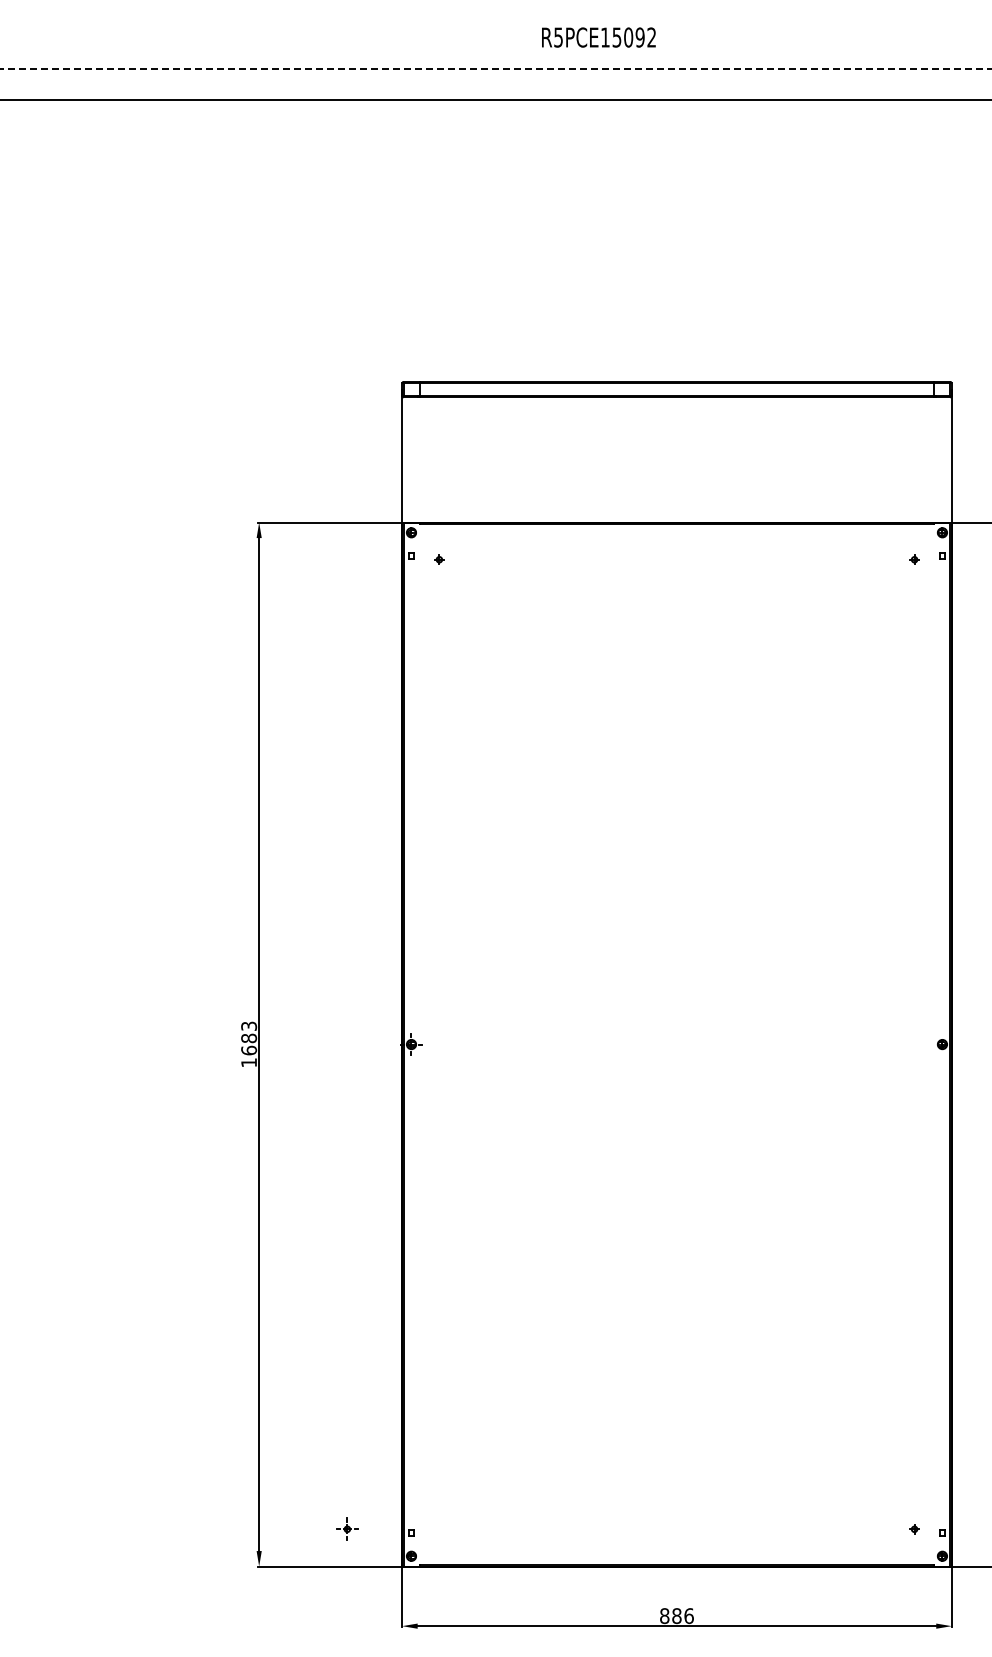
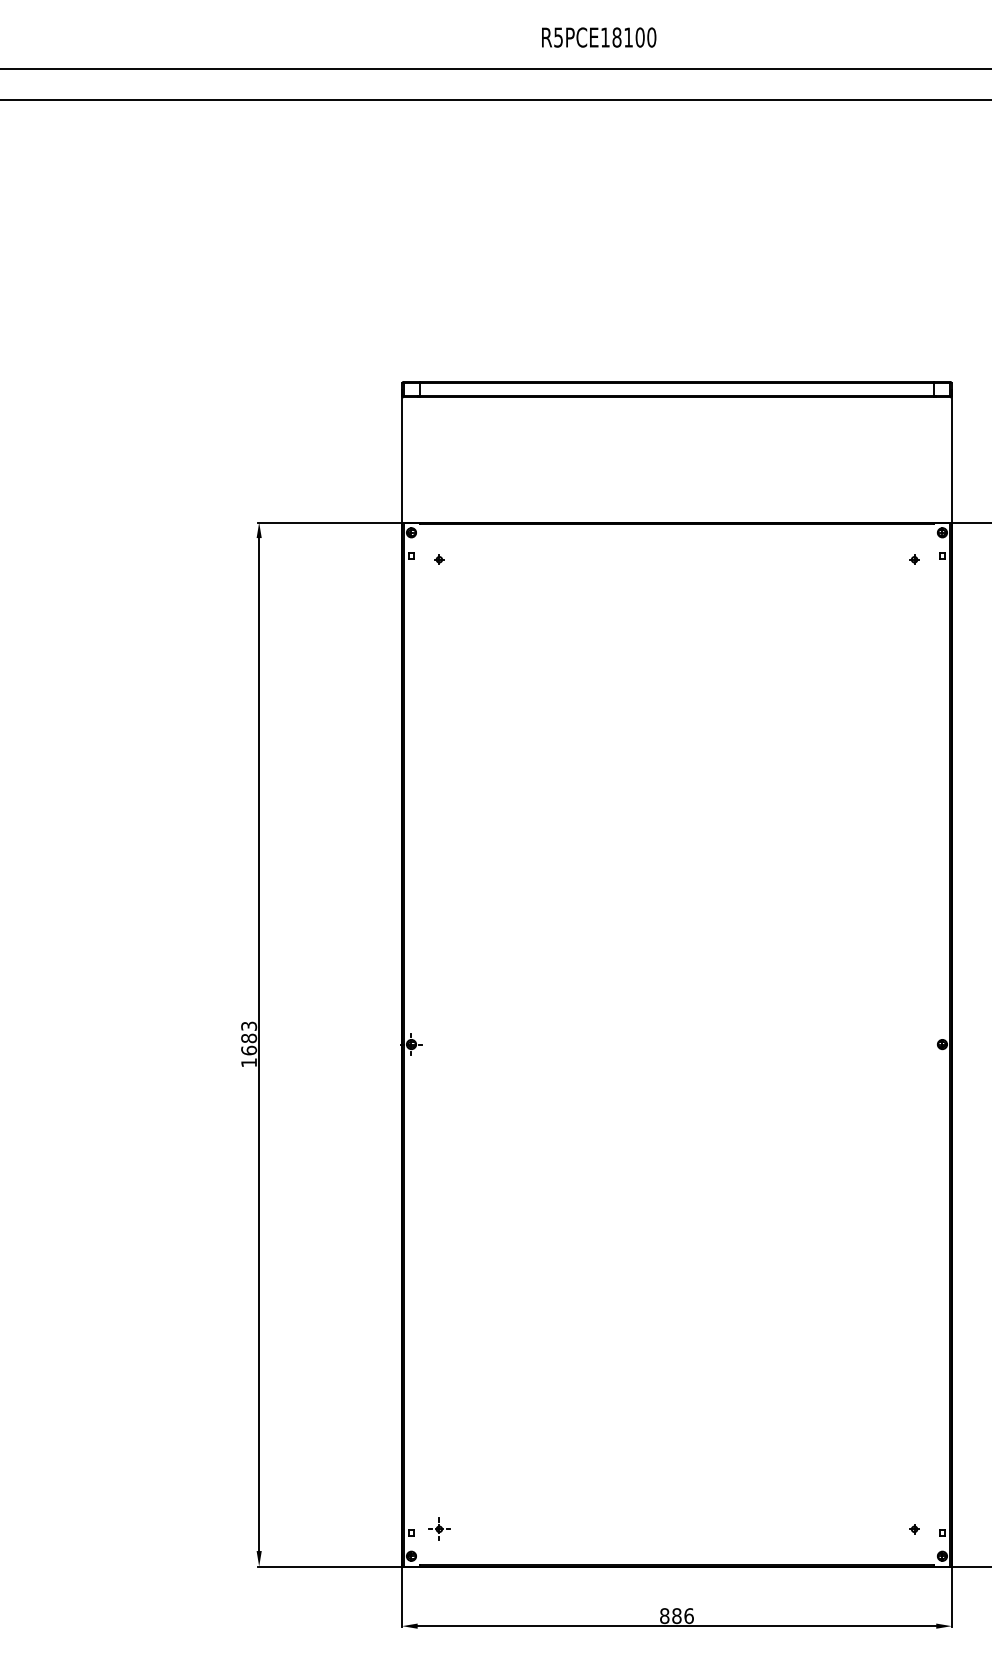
text: R5PCE15092 -> R5PCE18100 (634, 37)
line: dashed -> solid (496, 69)
part position: (347, 1528) -> (439, 1528) (439, 1528)
